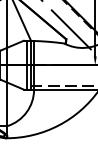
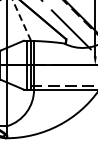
line: solid -> dashed (21, 20)
